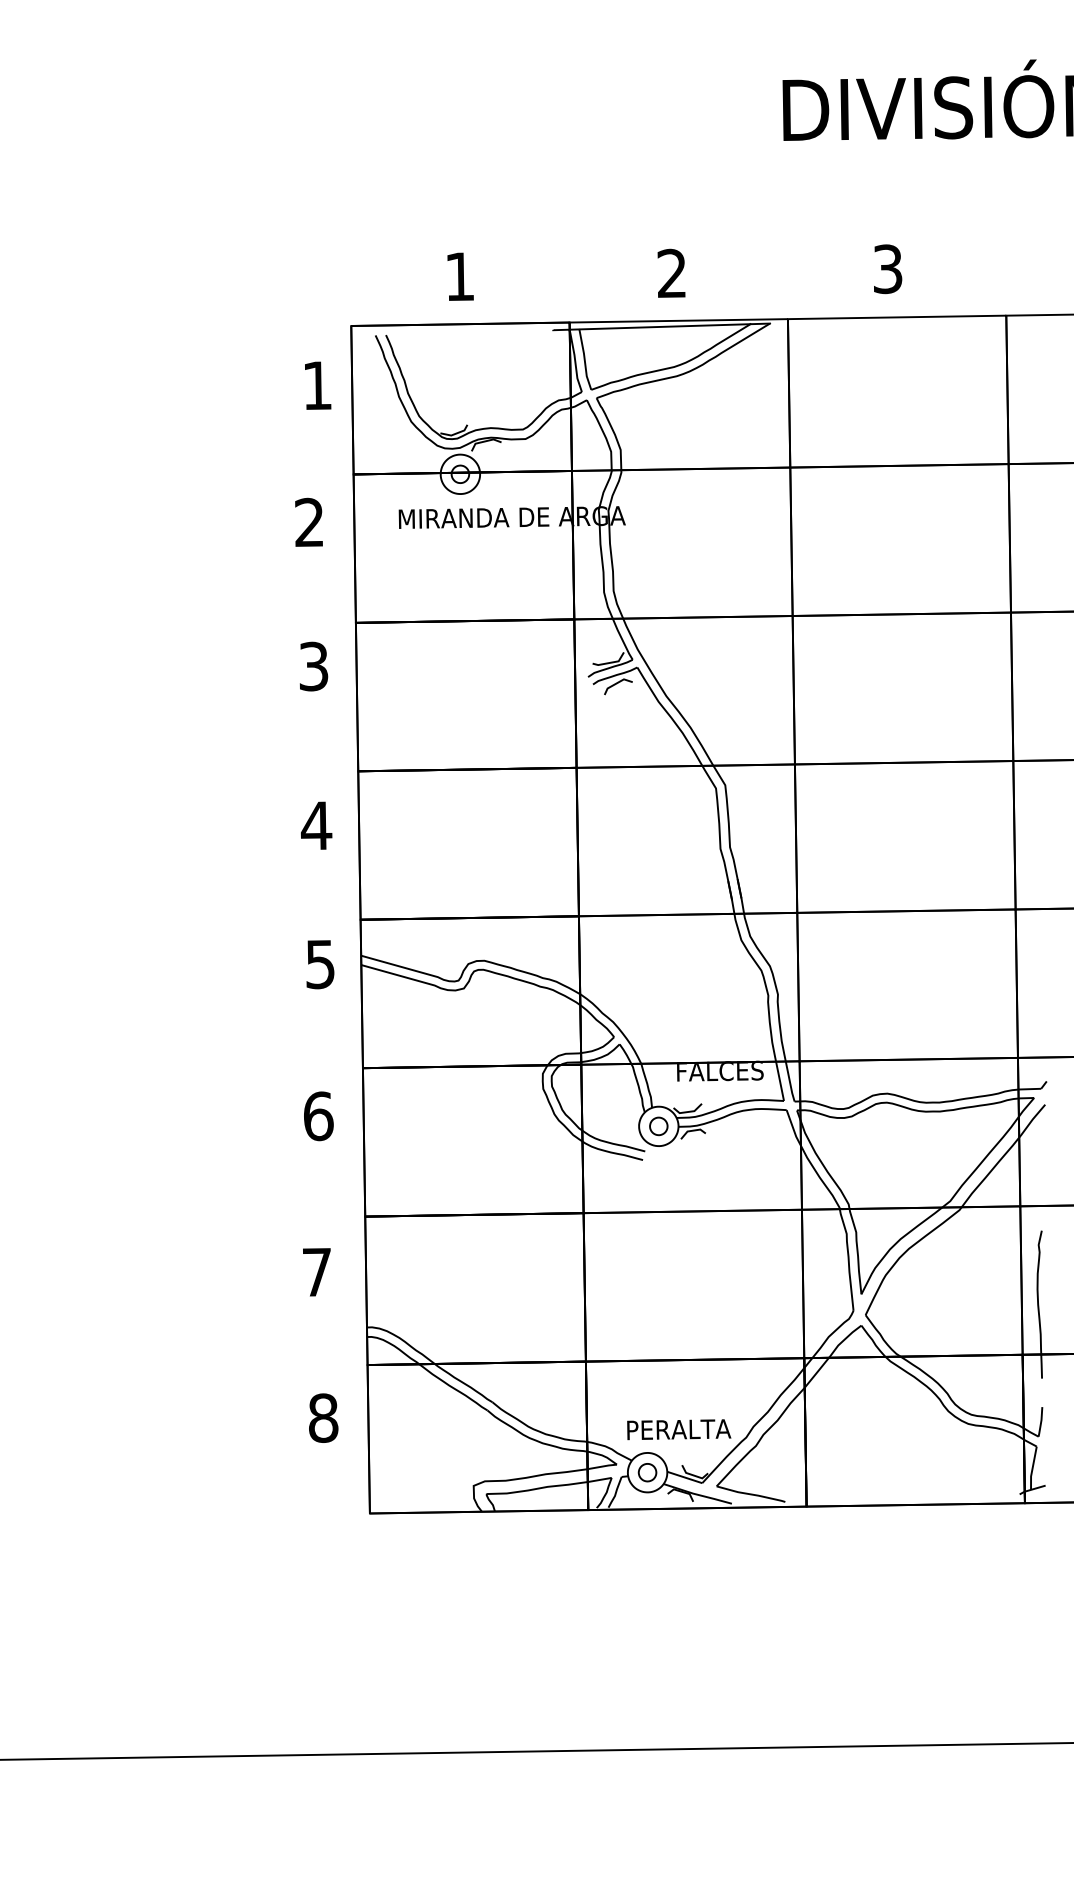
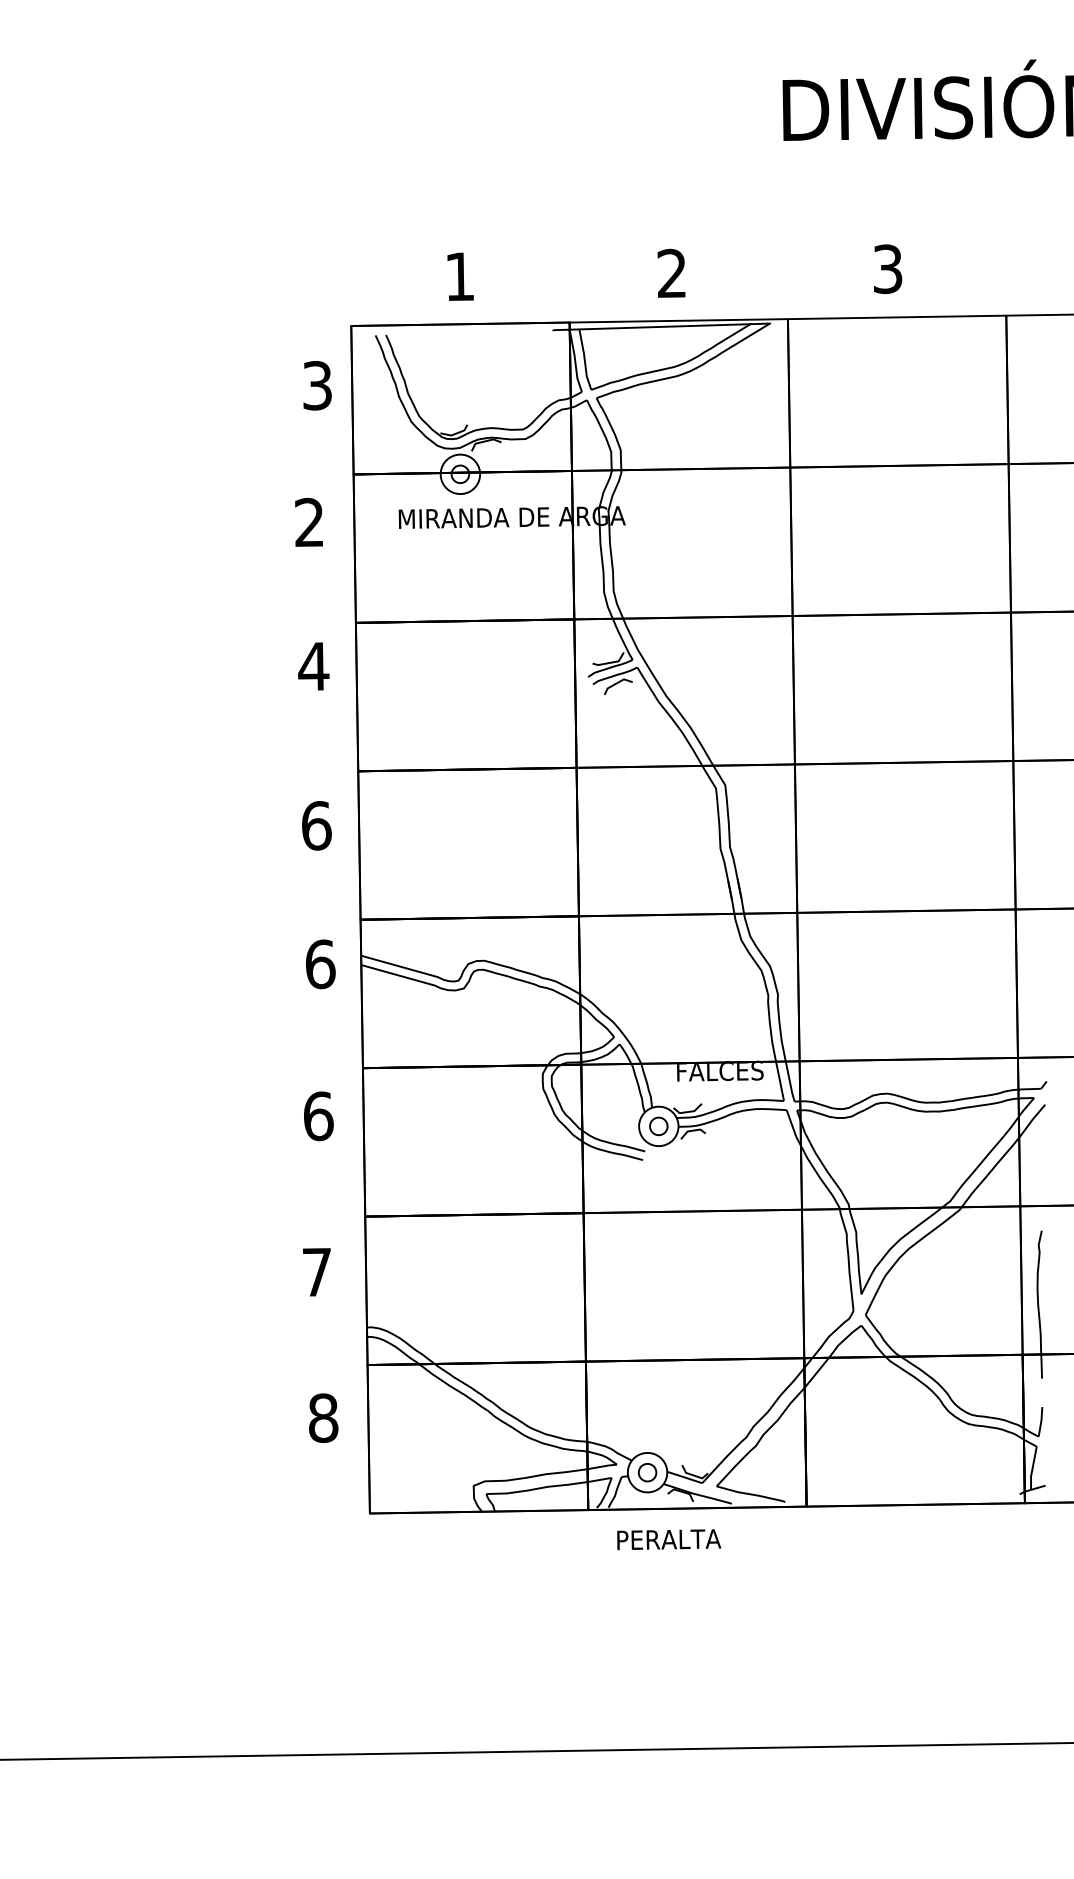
text: 1 -> 3 (317, 385)
text: 3 -> 4 (313, 666)
text: 4 -> 6 (316, 825)
text: 5 -> 6 (320, 964)
text position: (679, 1429) -> (669, 1539) (669, 1539)
